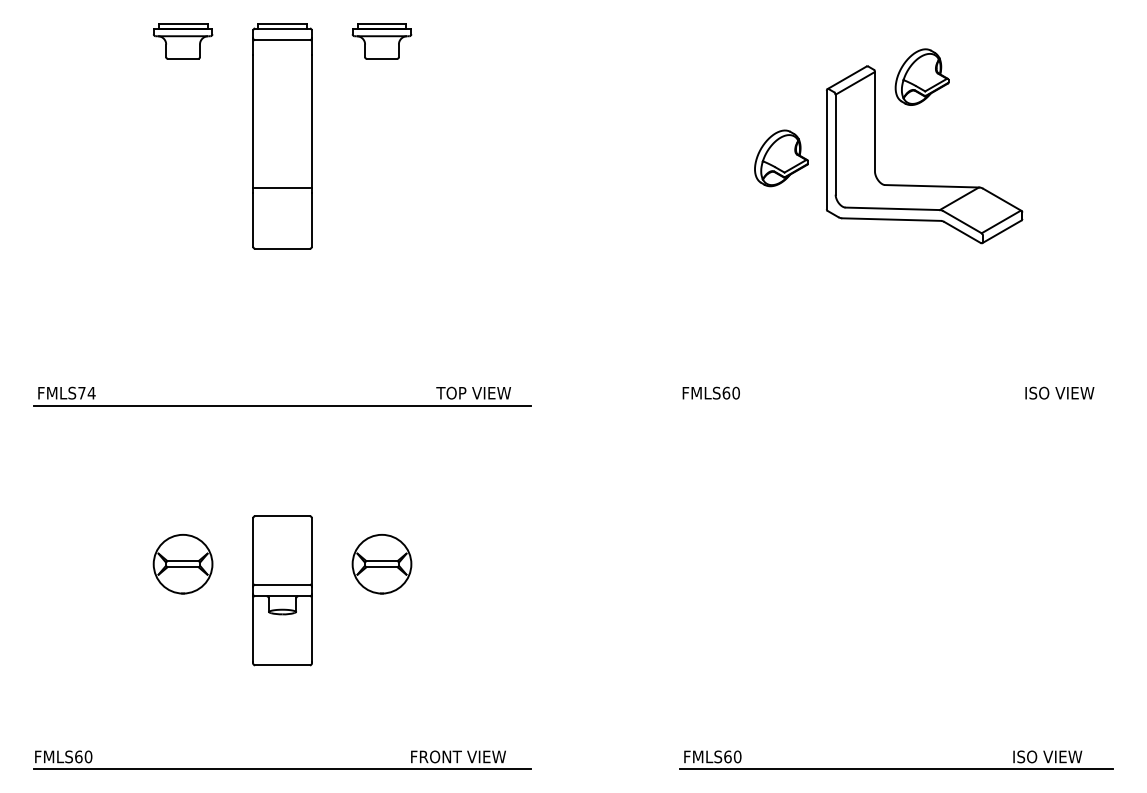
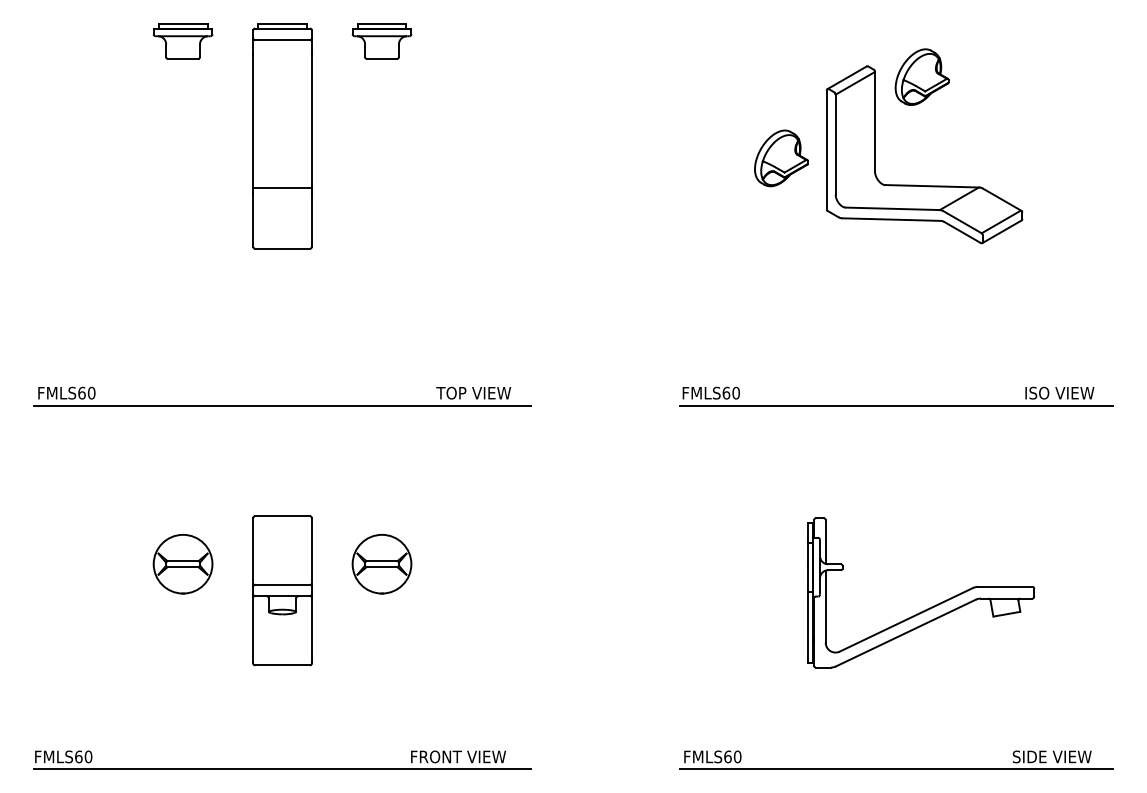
text: FMLS74 -> FMLS60 (86, 392)
line: none -> present (895, 405)
part: none -> present (929, 607)
text: ISO VIEW -> SIDE VIEW (1051, 756)
